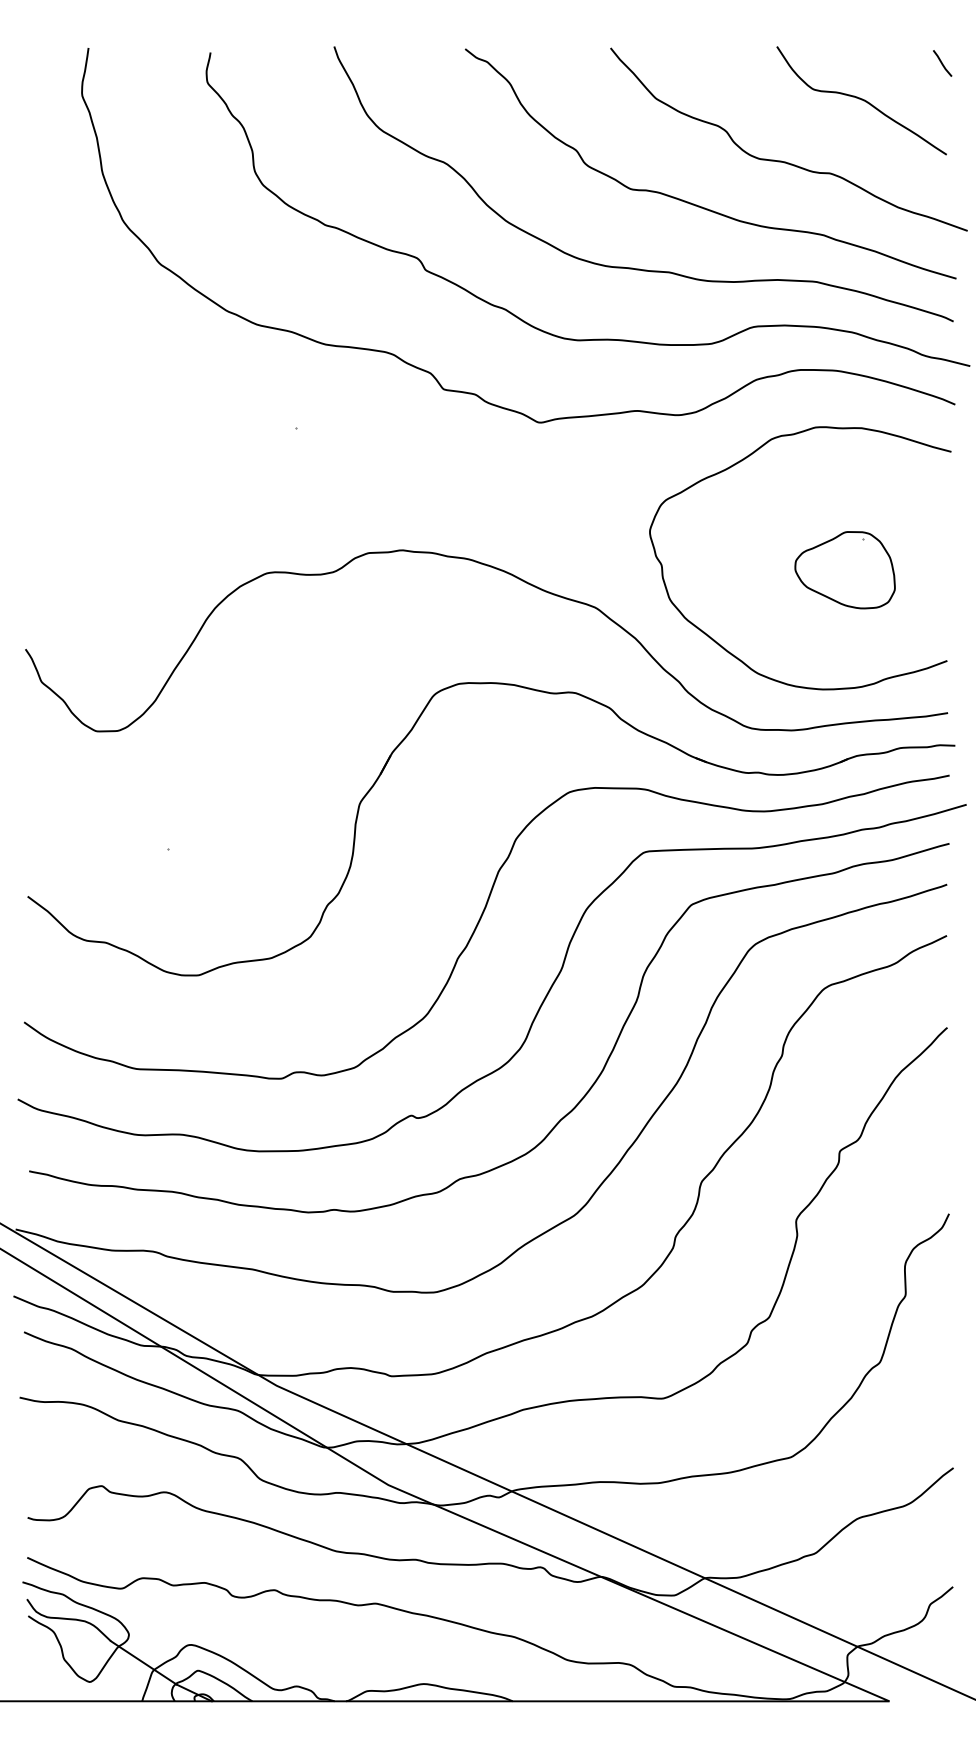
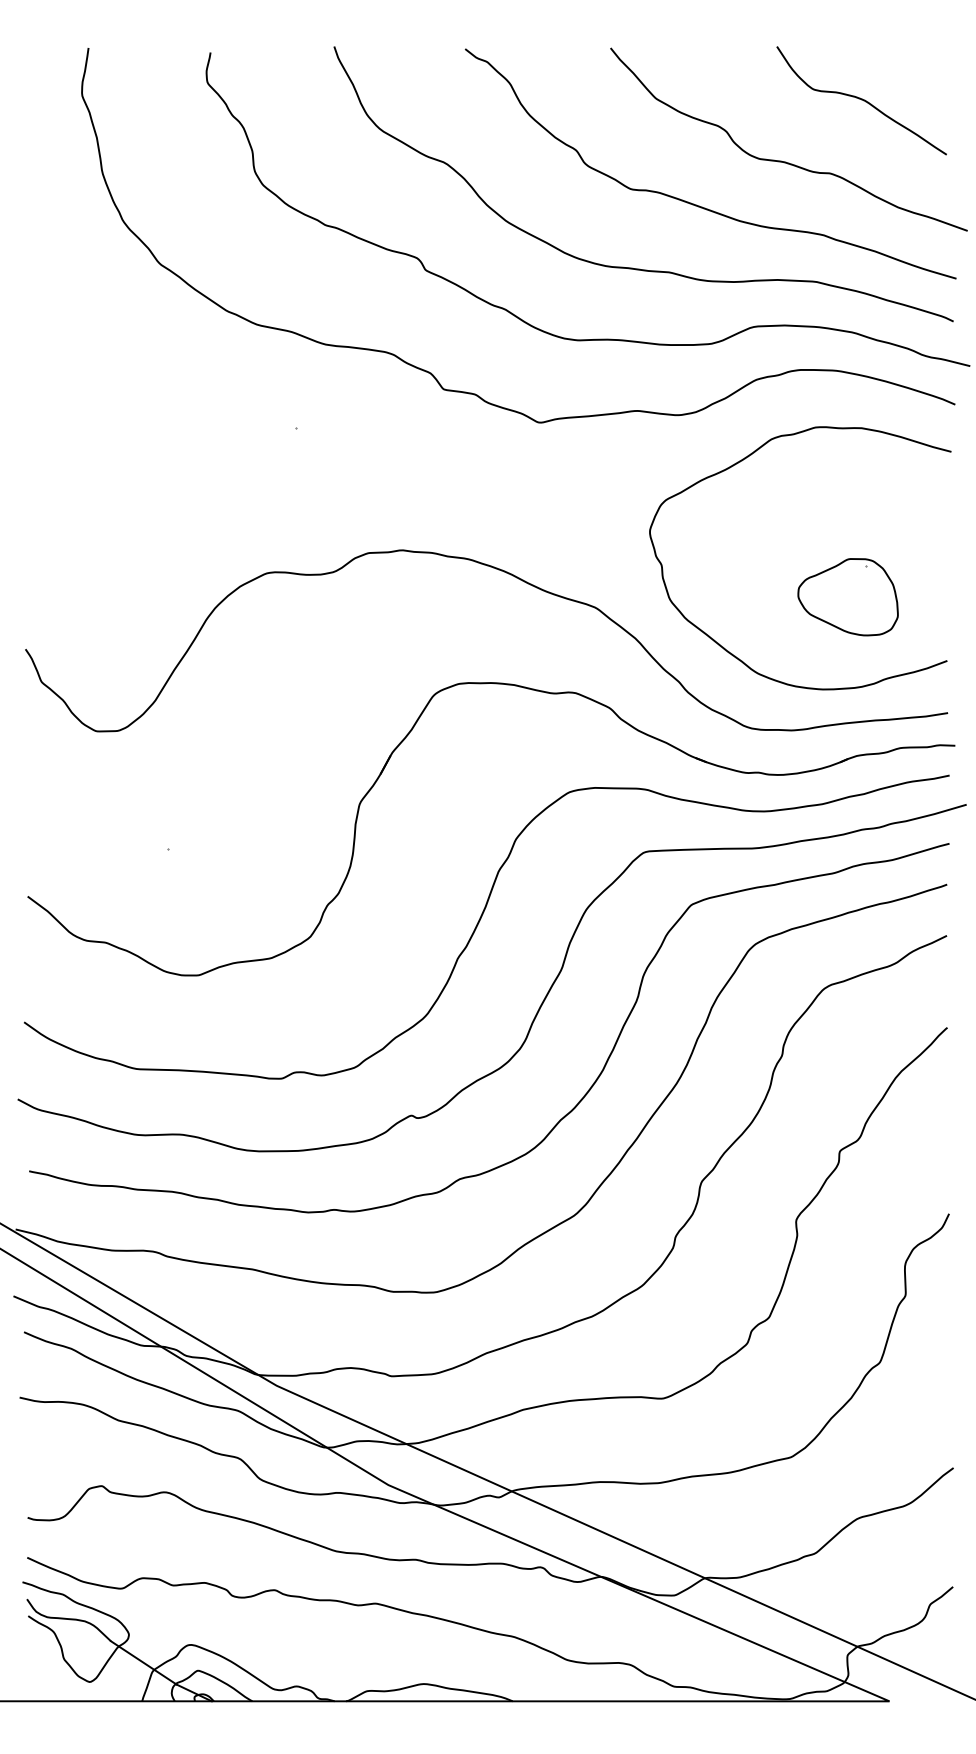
line: present -> none (942, 63)
part position: (844, 570) -> (847, 597) (847, 597)
